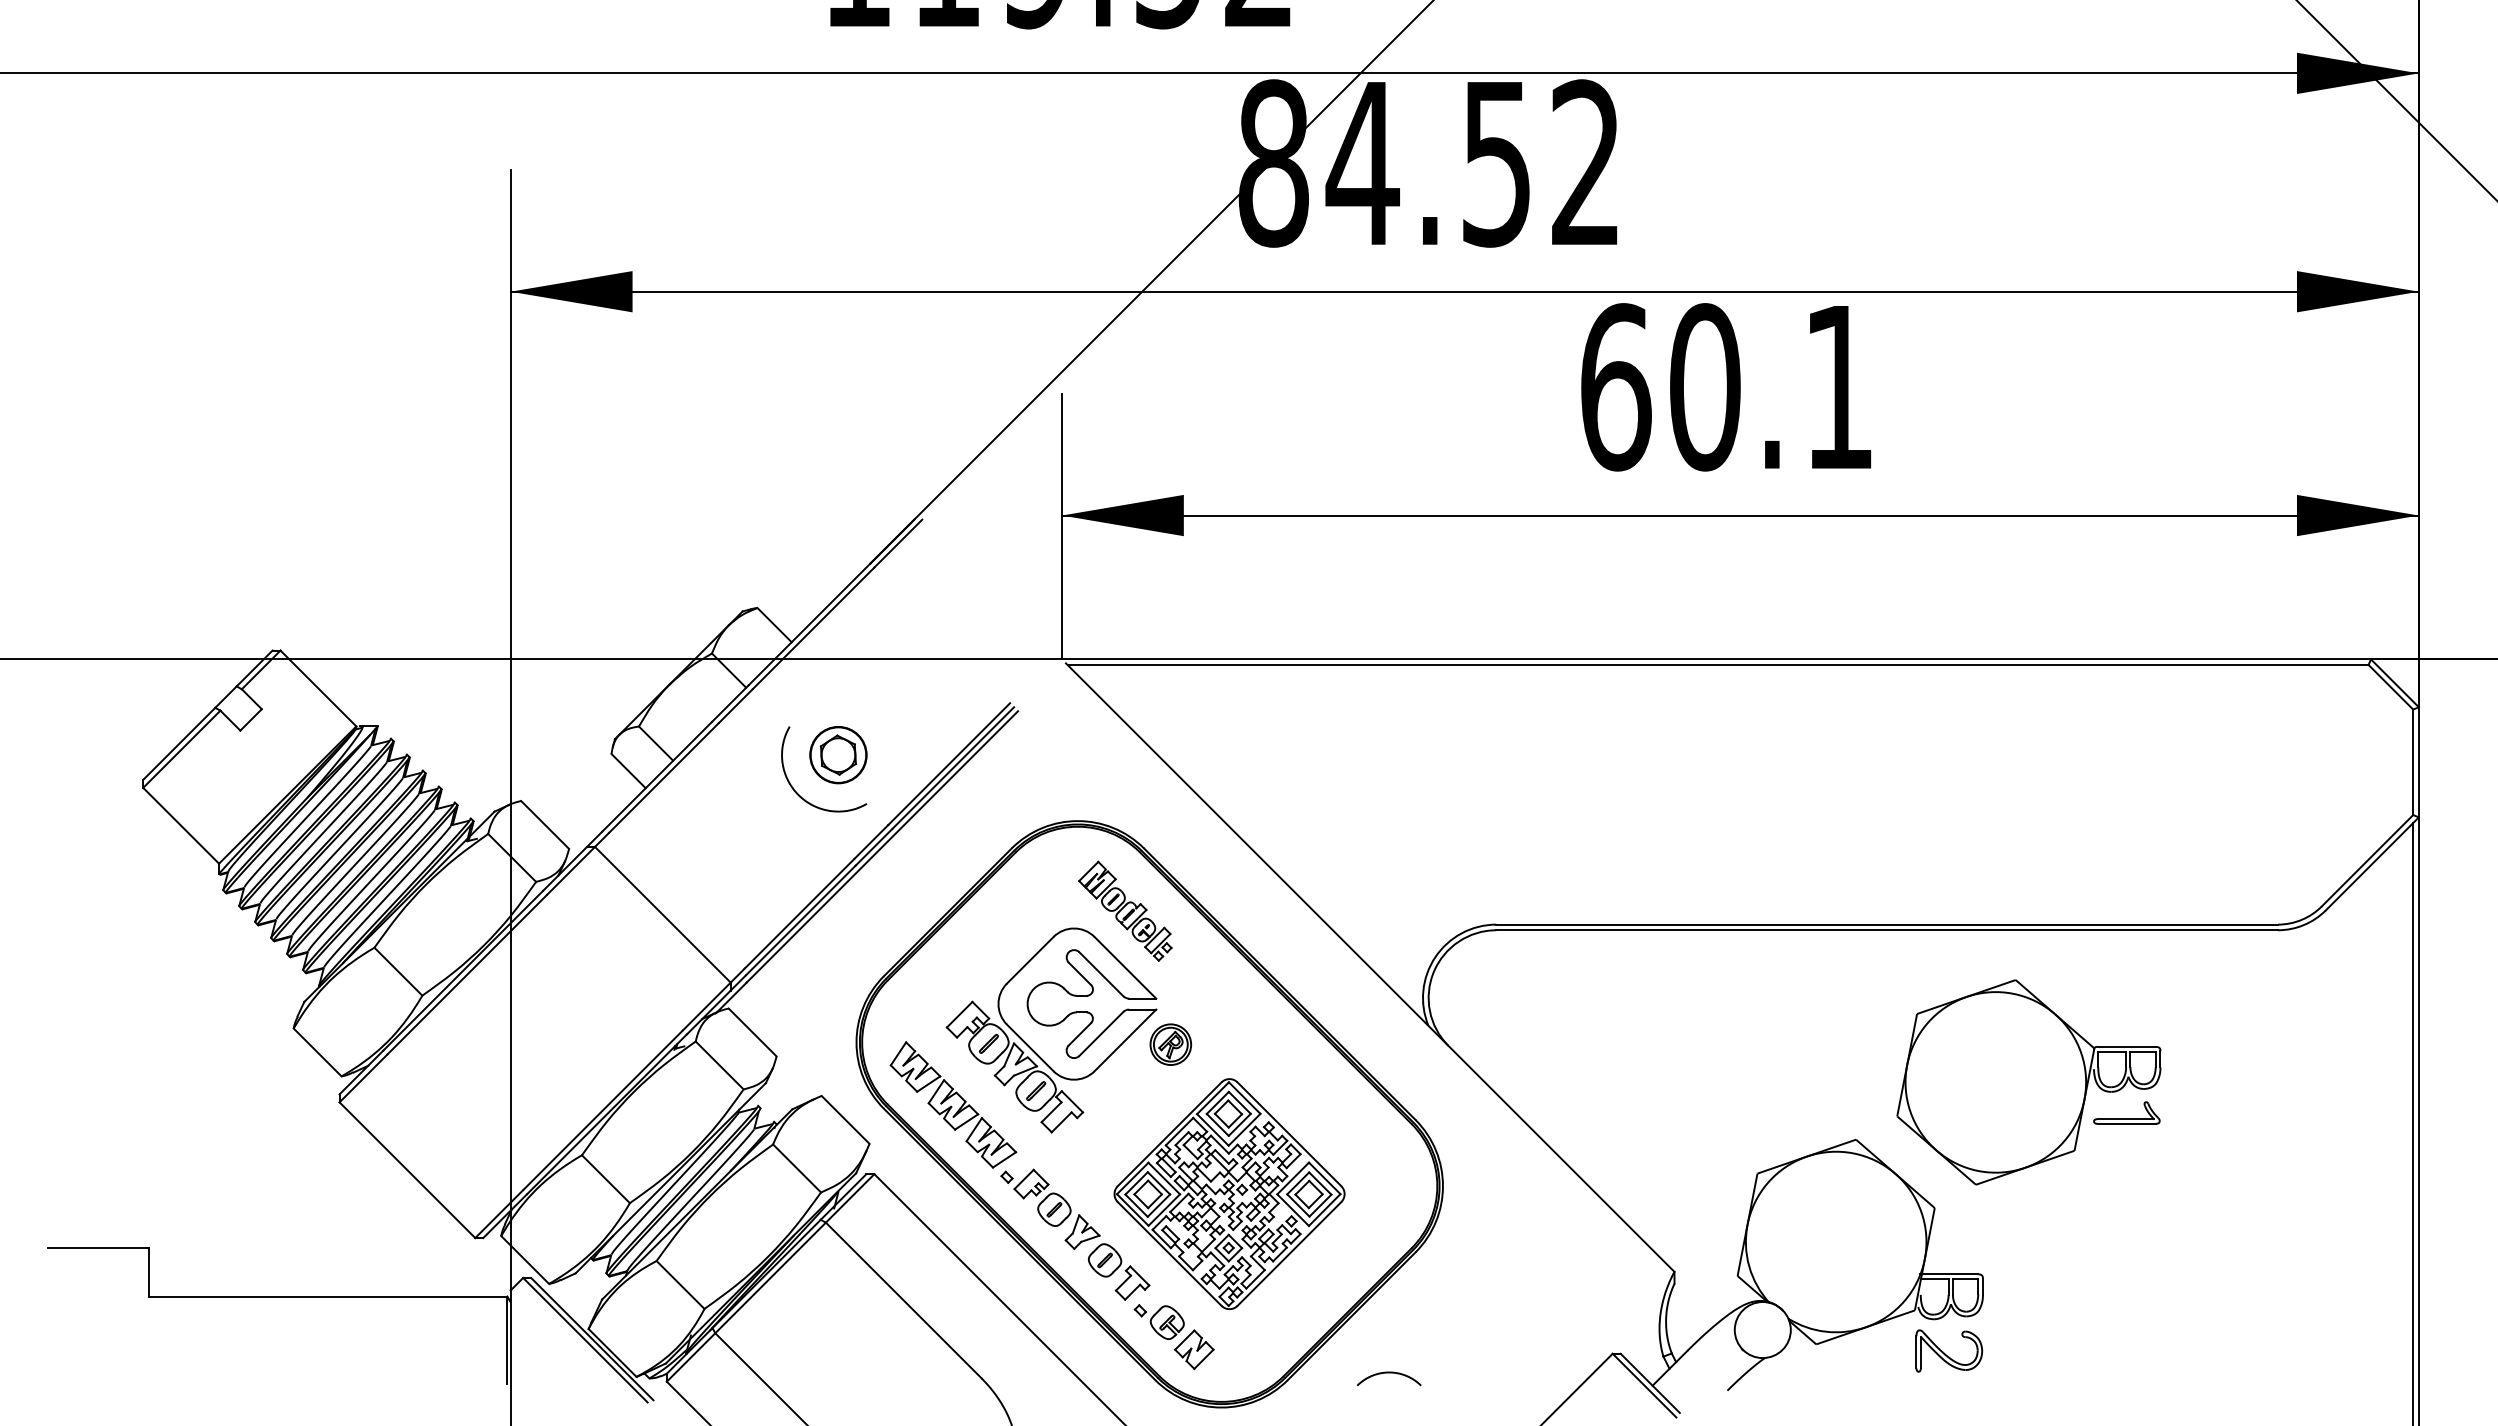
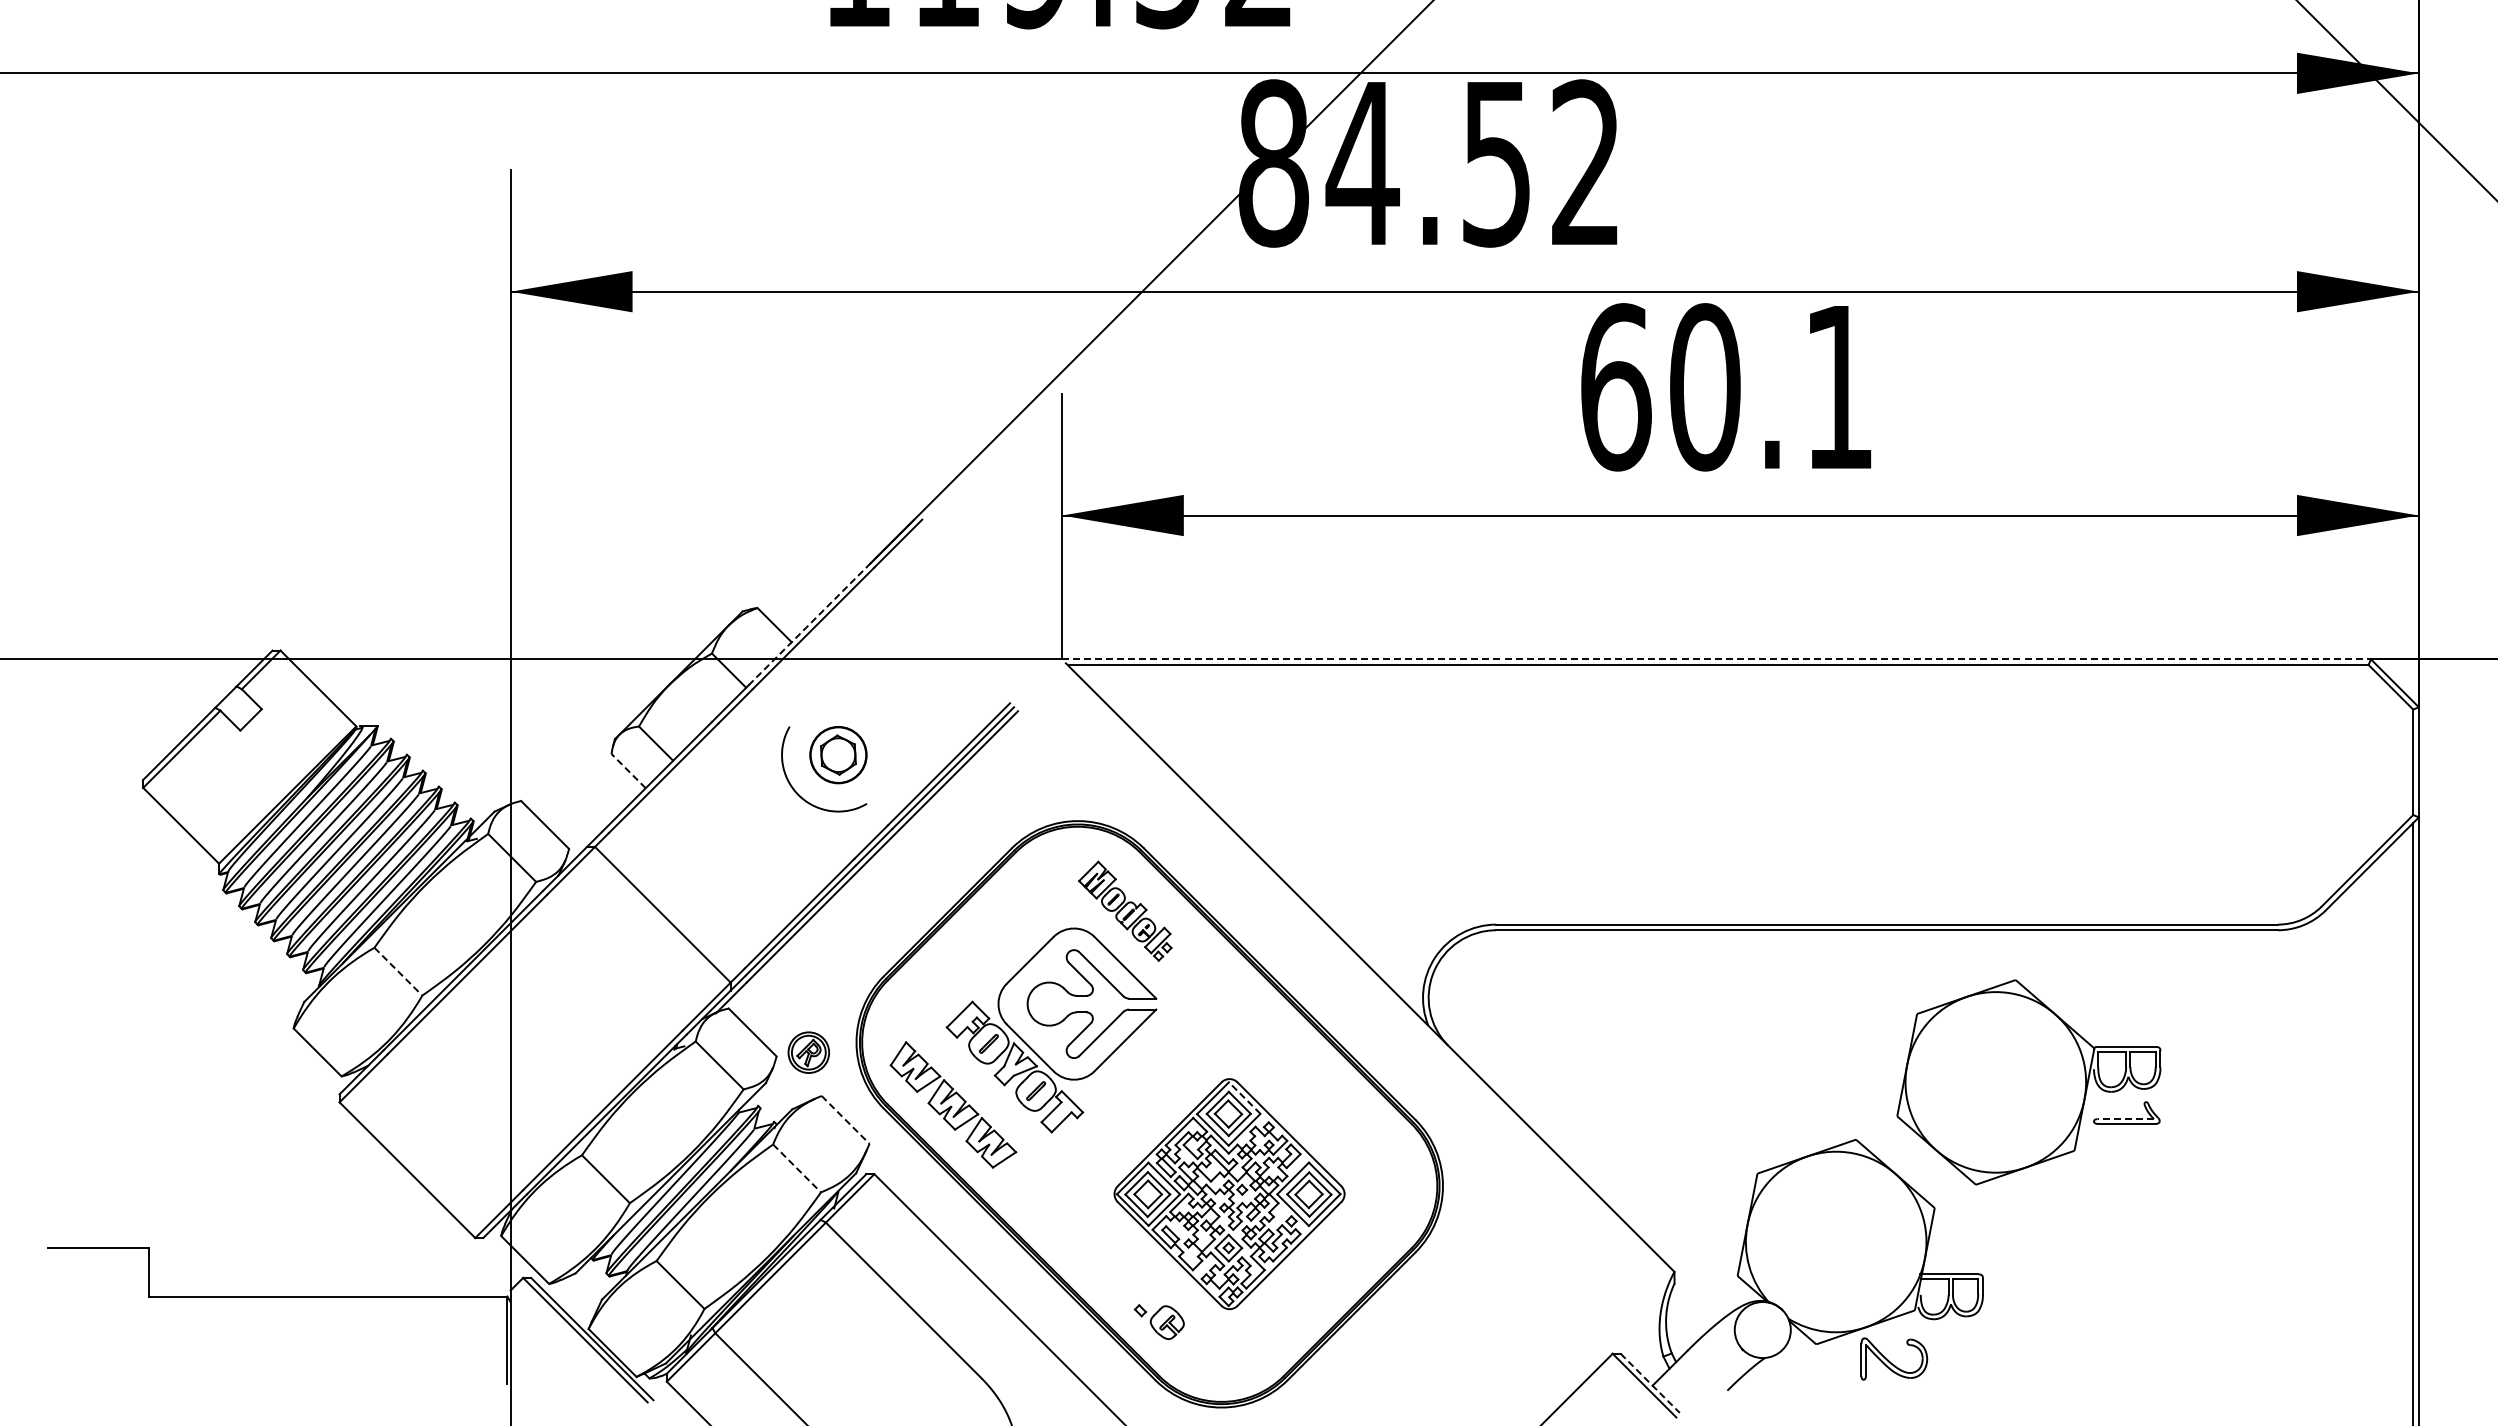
line: solid -> dashed (809, 624)
line: solid -> dashed (1716, 659)
line: solid -> dashed (628, 770)
line: solid -> dashed (398, 971)
part position: (1170, 1044) -> (808, 1052) (808, 1052)
line: solid -> dashed (1244, 1097)
line: solid -> dashed (845, 1119)
line: solid -> dashed (2125, 1119)
line: solid -> dashed (797, 1168)
part: present -> none (1075, 1234)
part: present -> none (1194, 1349)
part position: (1949, 1350) -> (1894, 1358) (1894, 1358)
arc: present -> none (1389, 1373)
line: solid -> dashed (1650, 1383)
